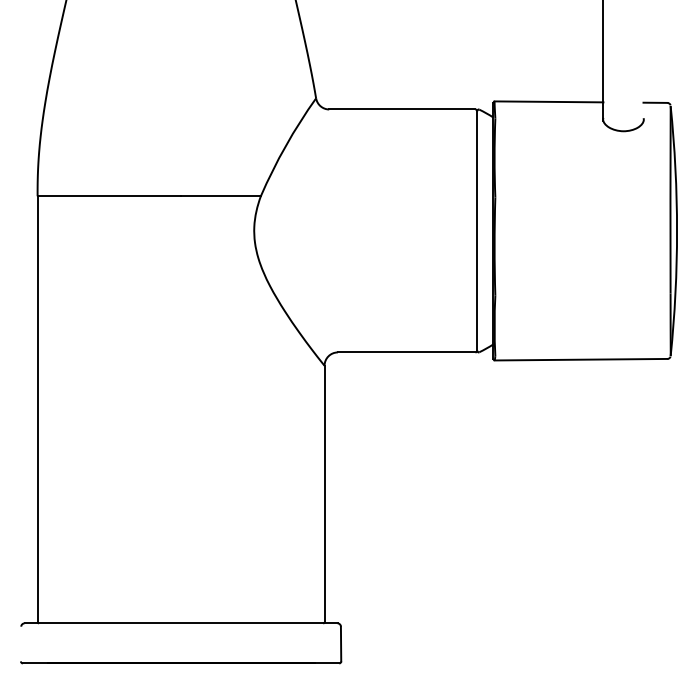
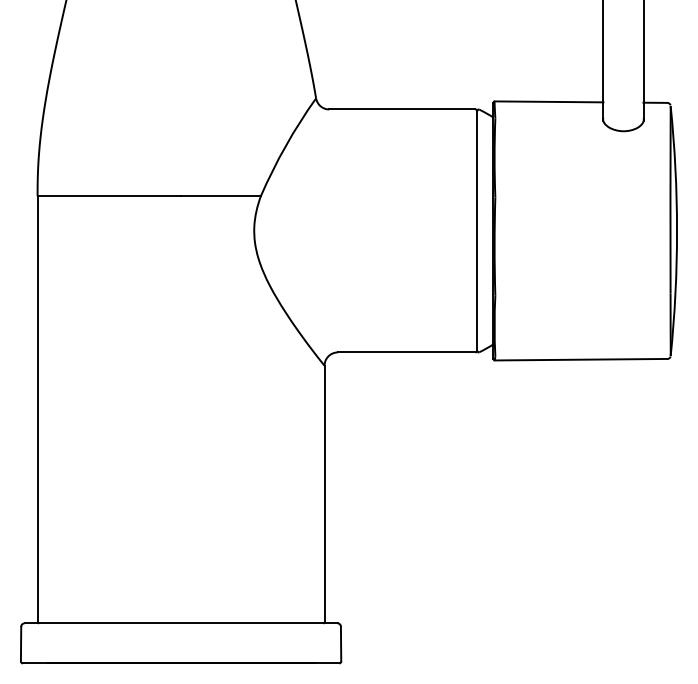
line: none -> present (643, 61)
line: none -> present (20, 643)
